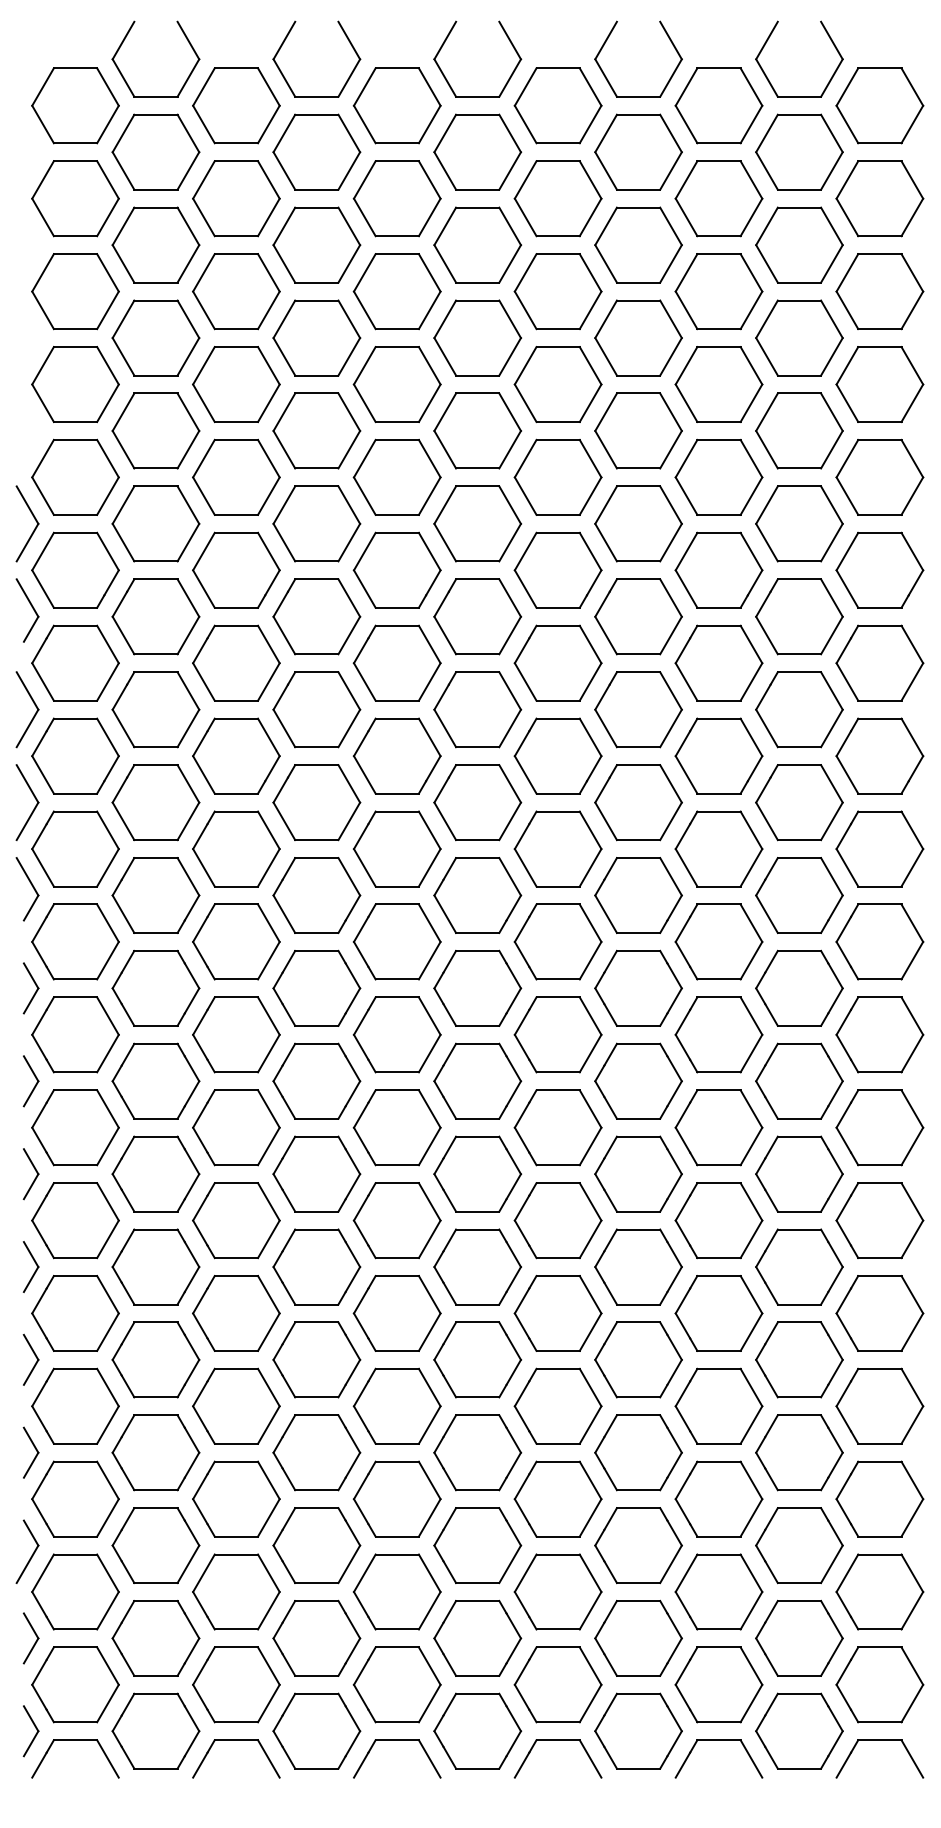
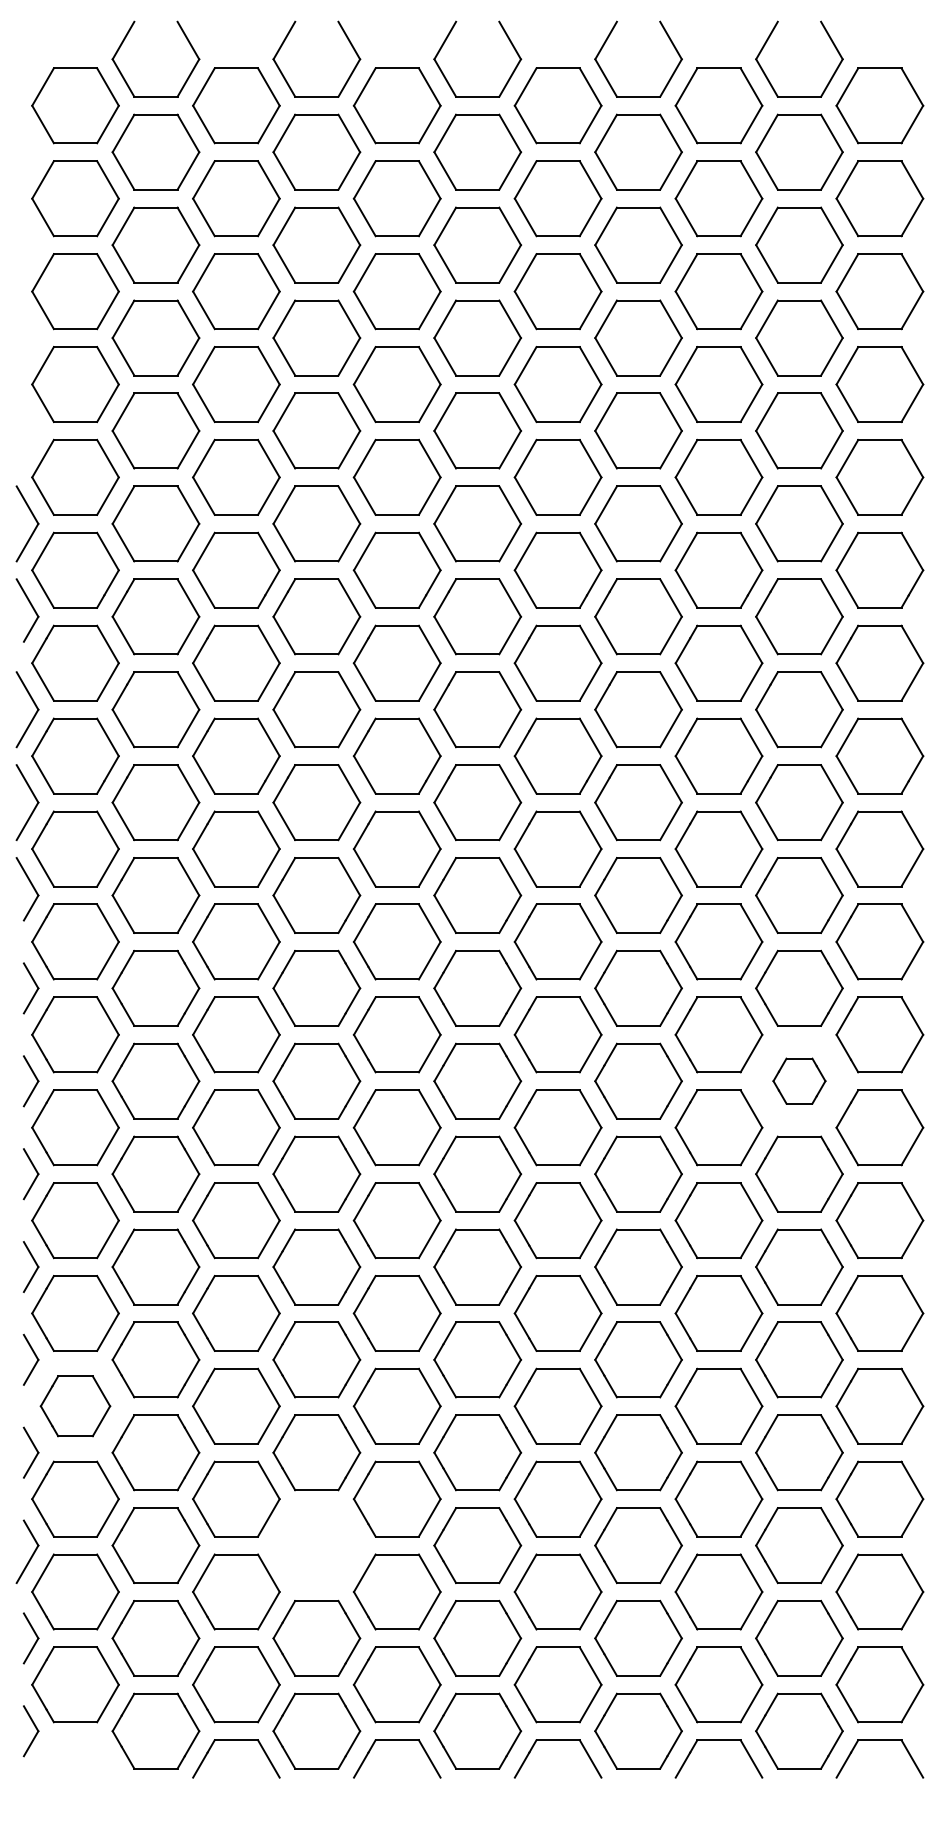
part size: 89x78 px -> 55x48 px (799, 1080)
part size: 89x78 px -> 73x63 px (75, 1406)
part: present -> none (316, 1545)
part: present -> none (75, 1740)
